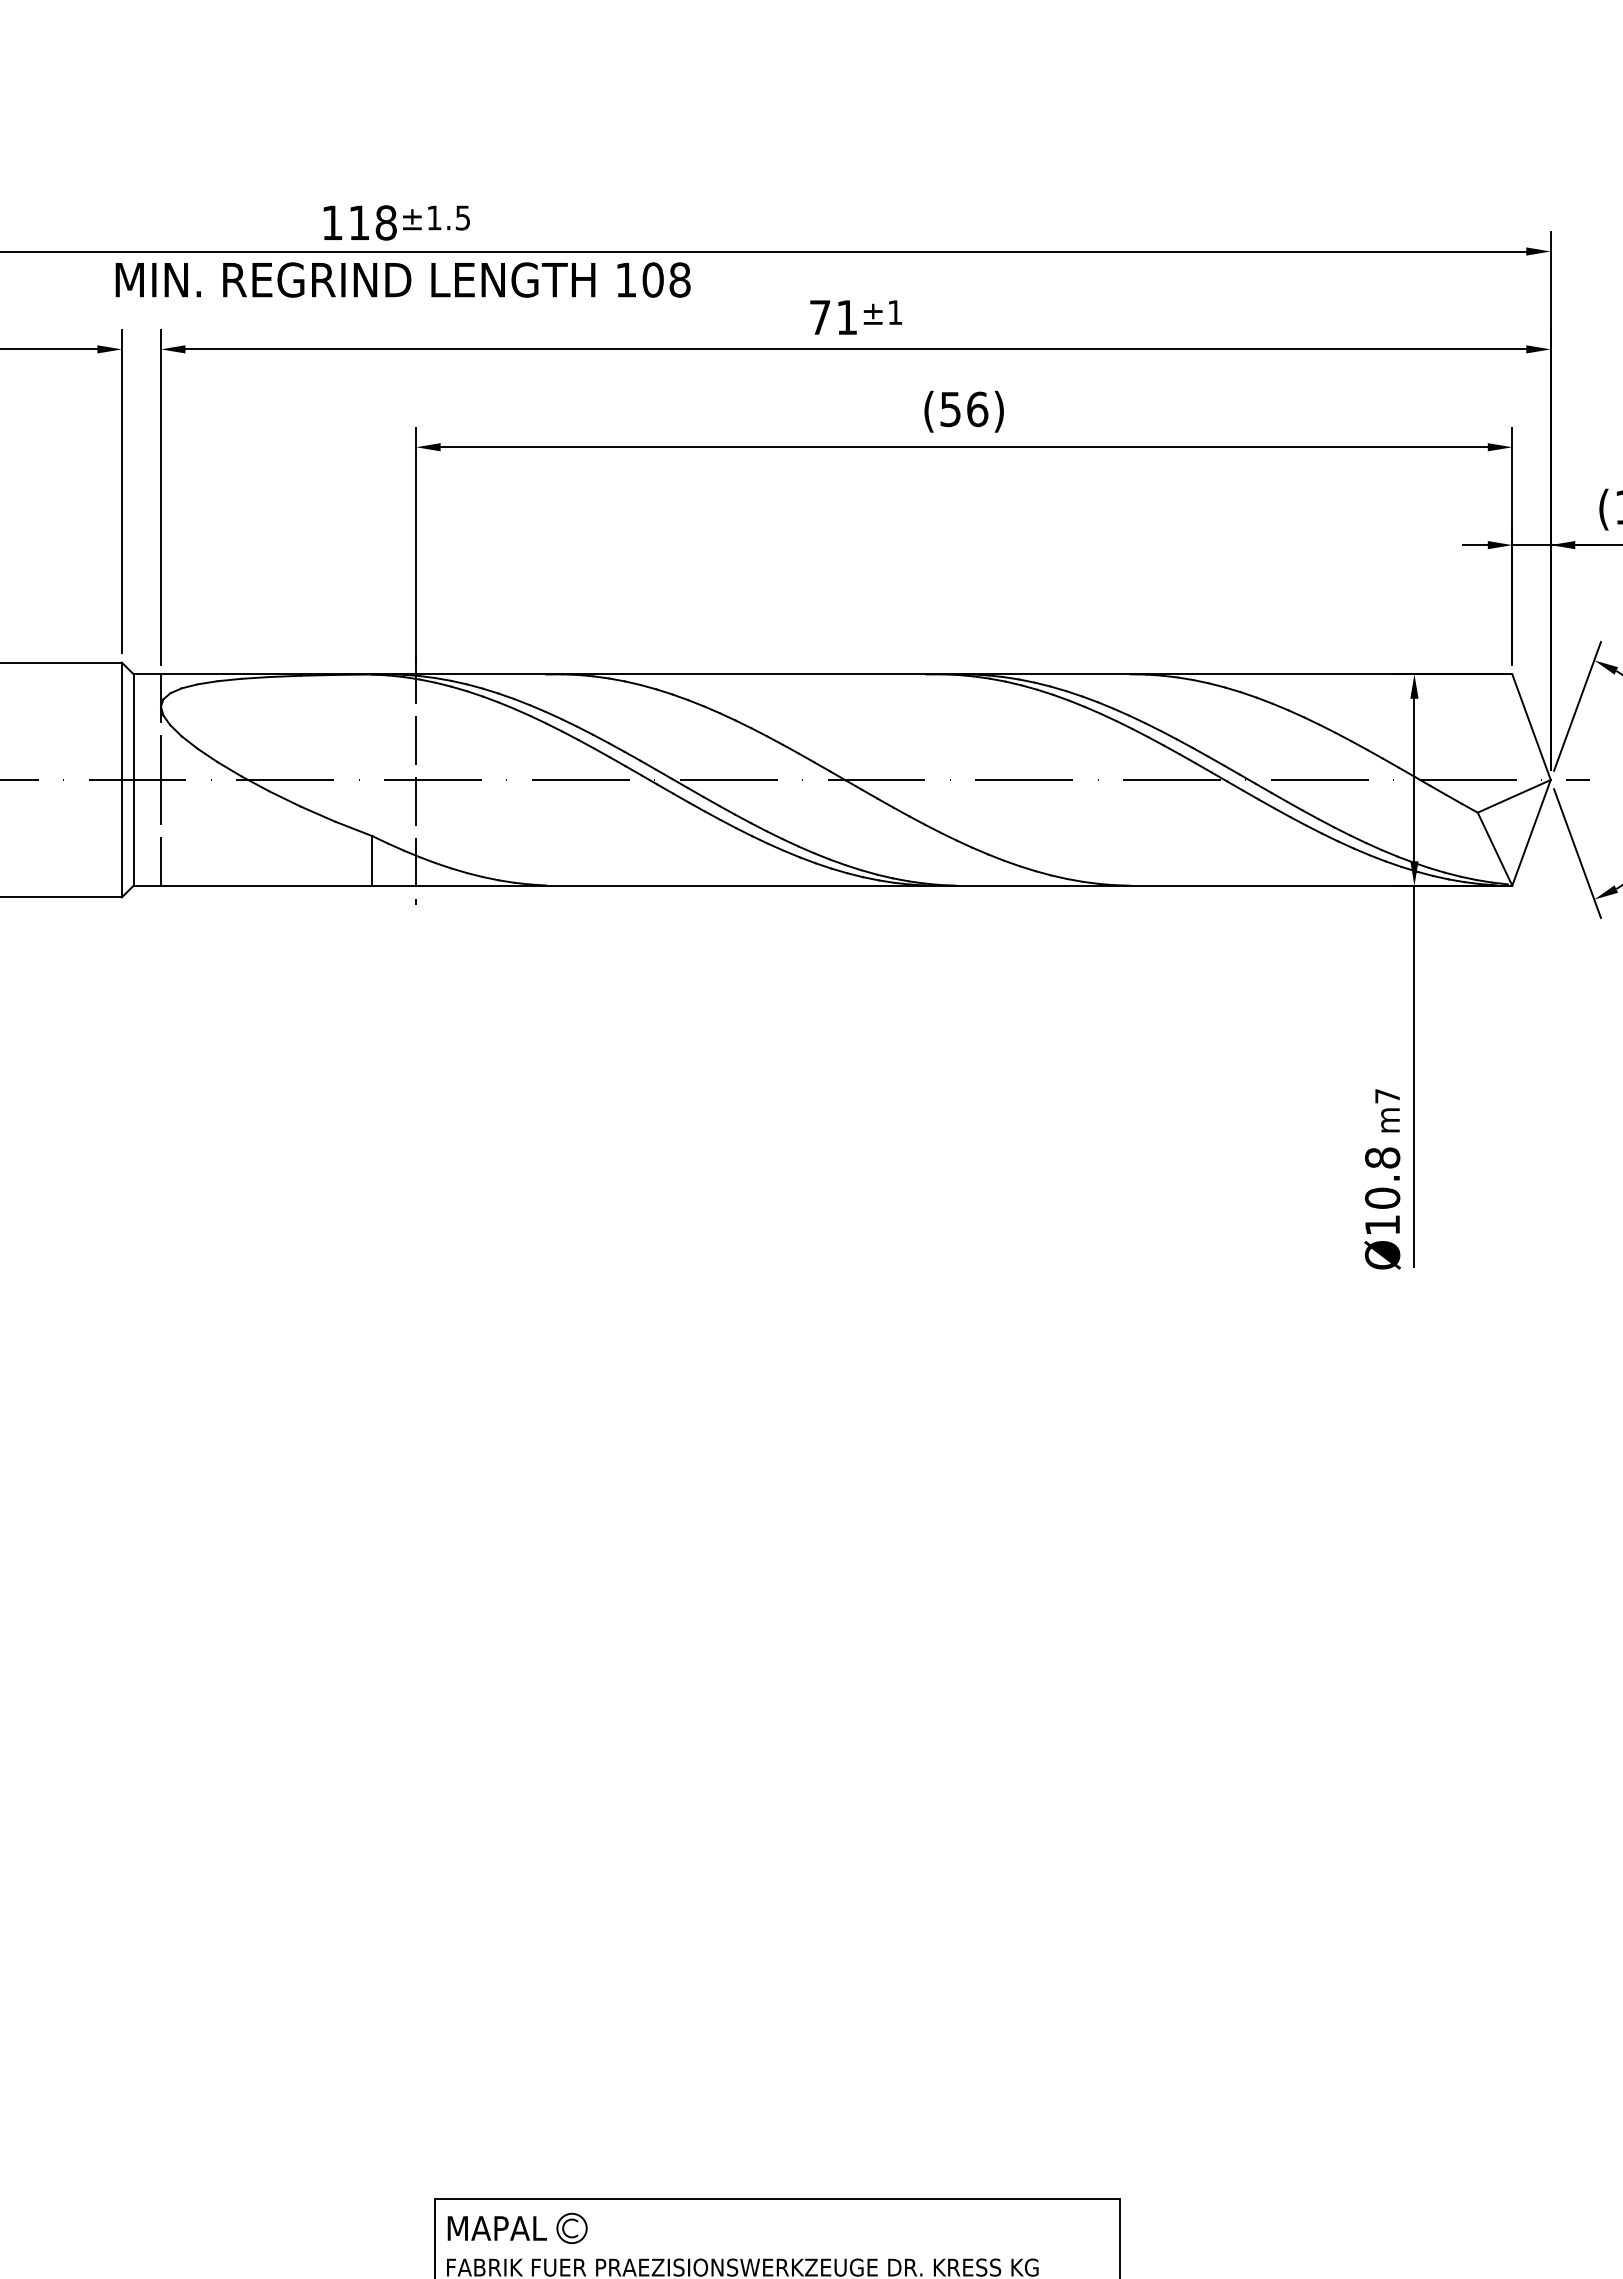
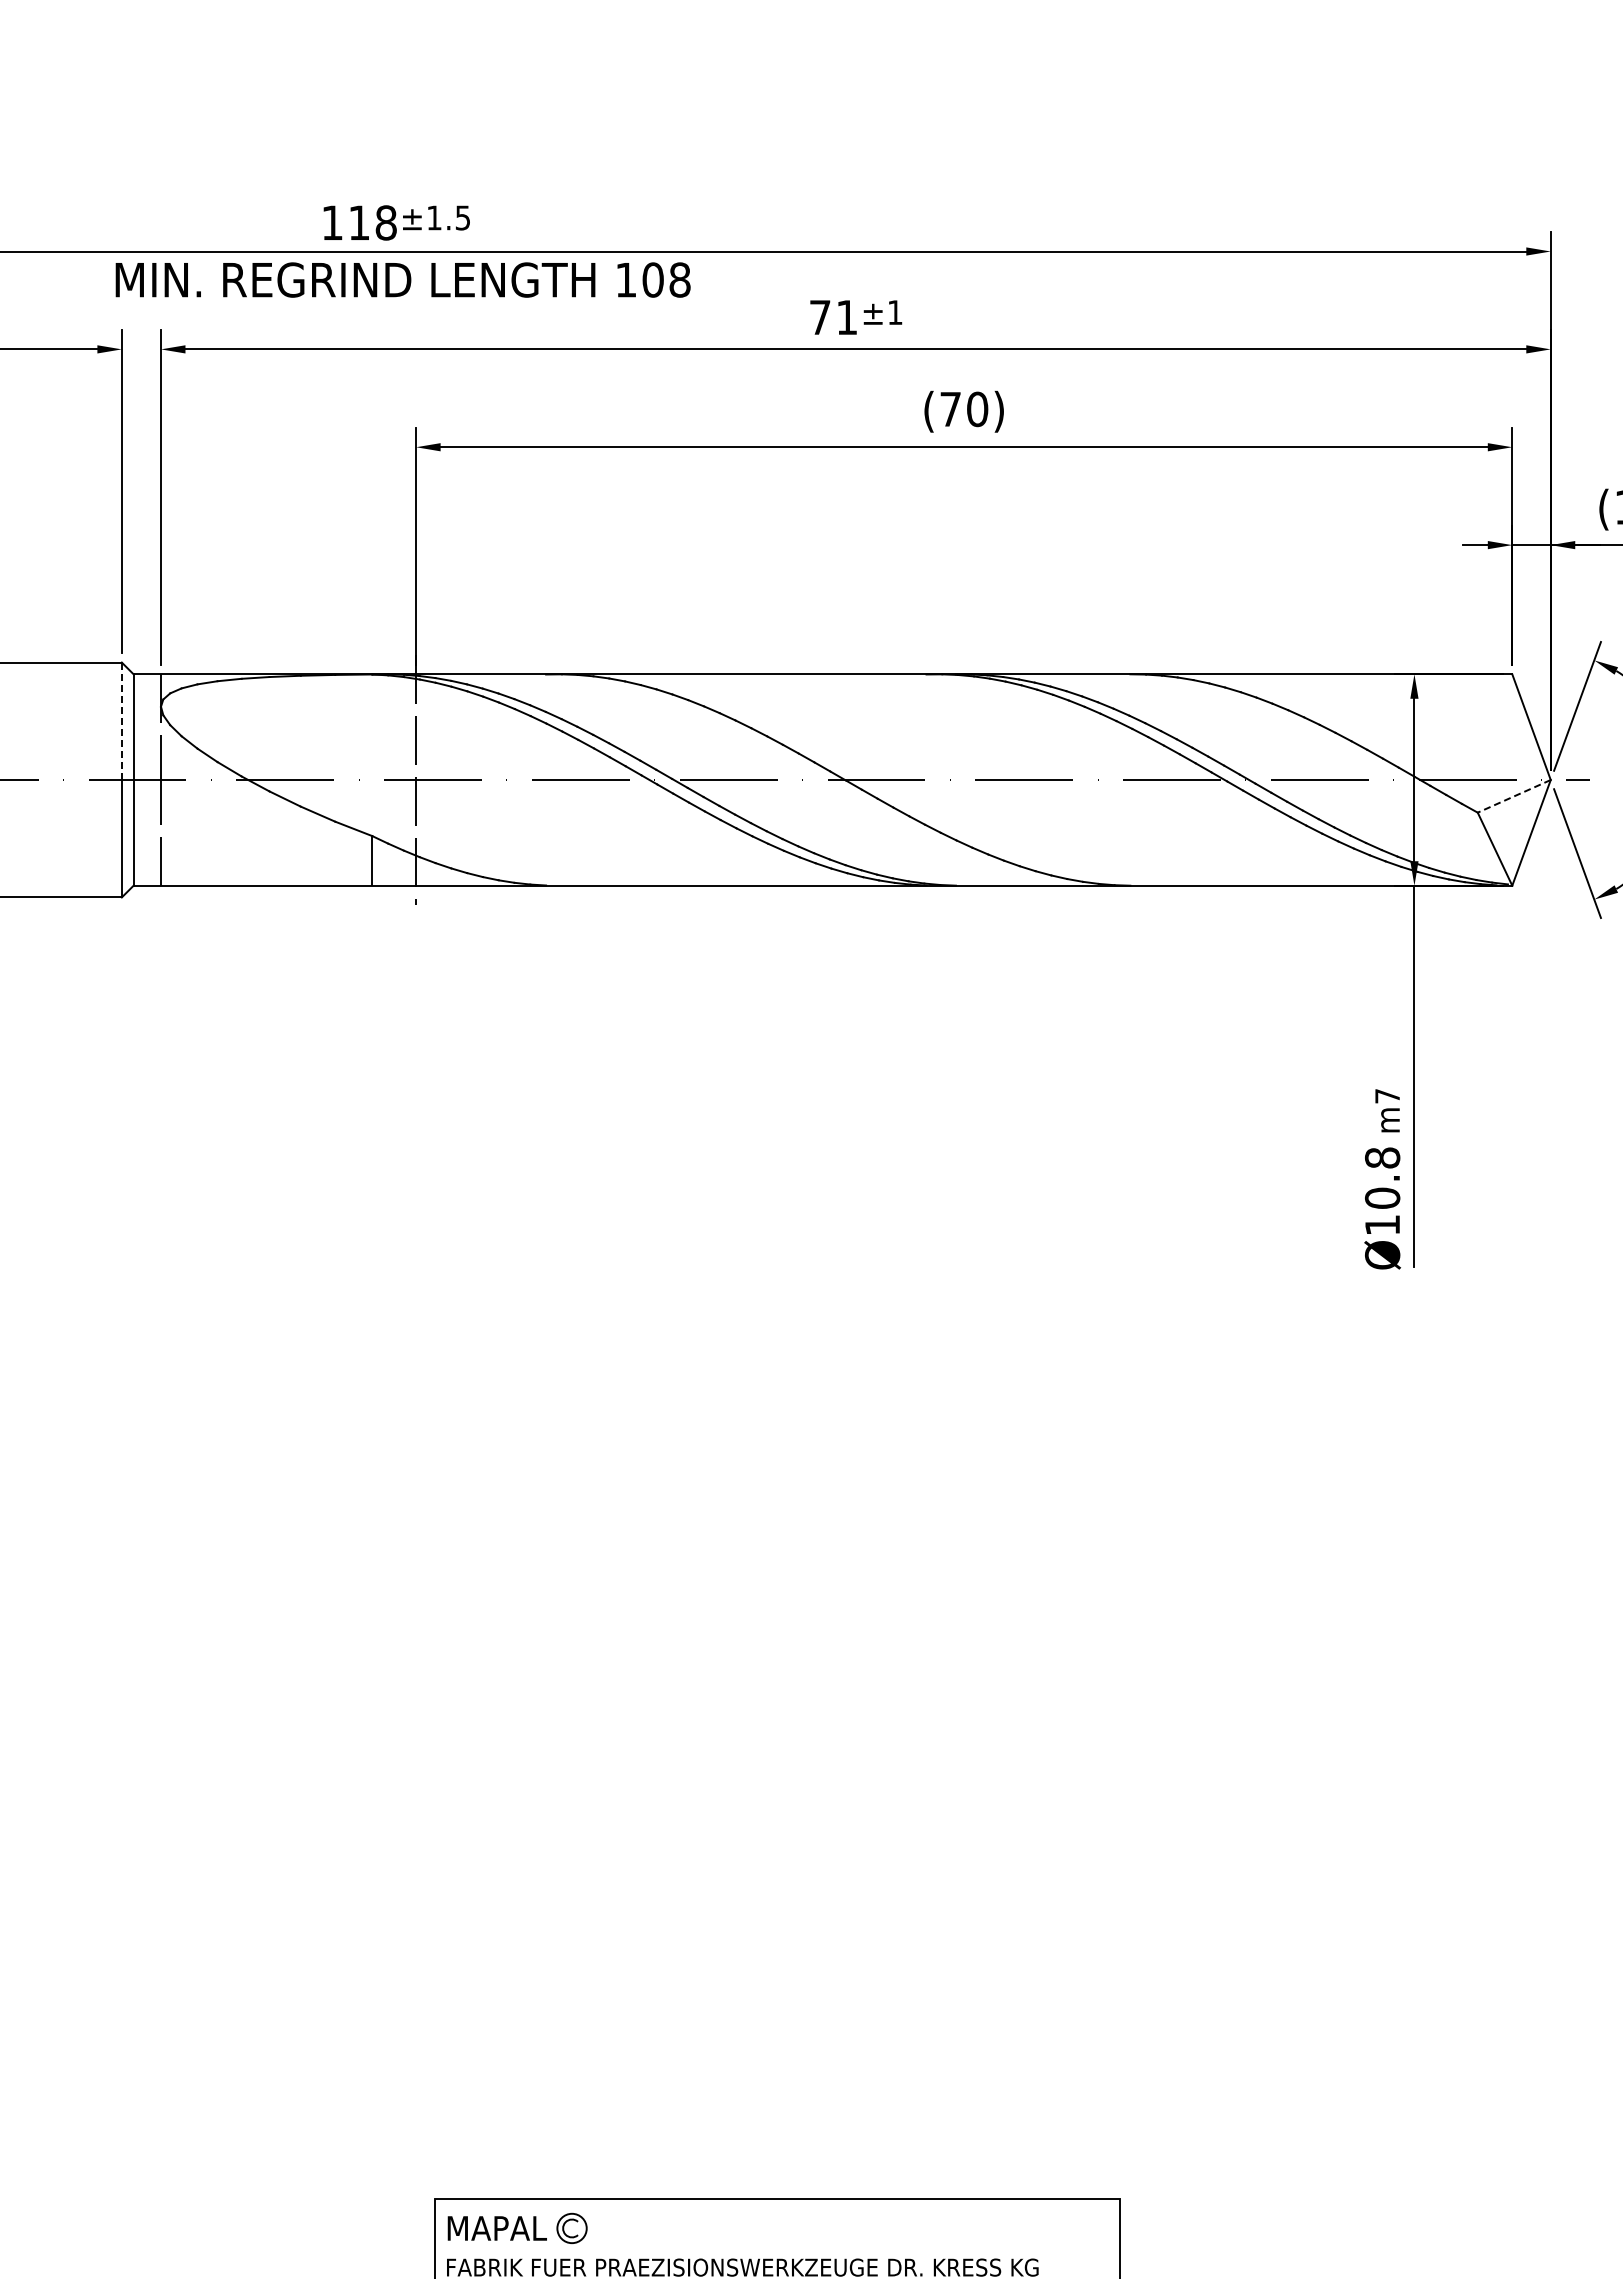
text: (56) -> (70) (964, 409)
line: solid -> dashed (121, 721)
line: solid -> dashed (1514, 796)
